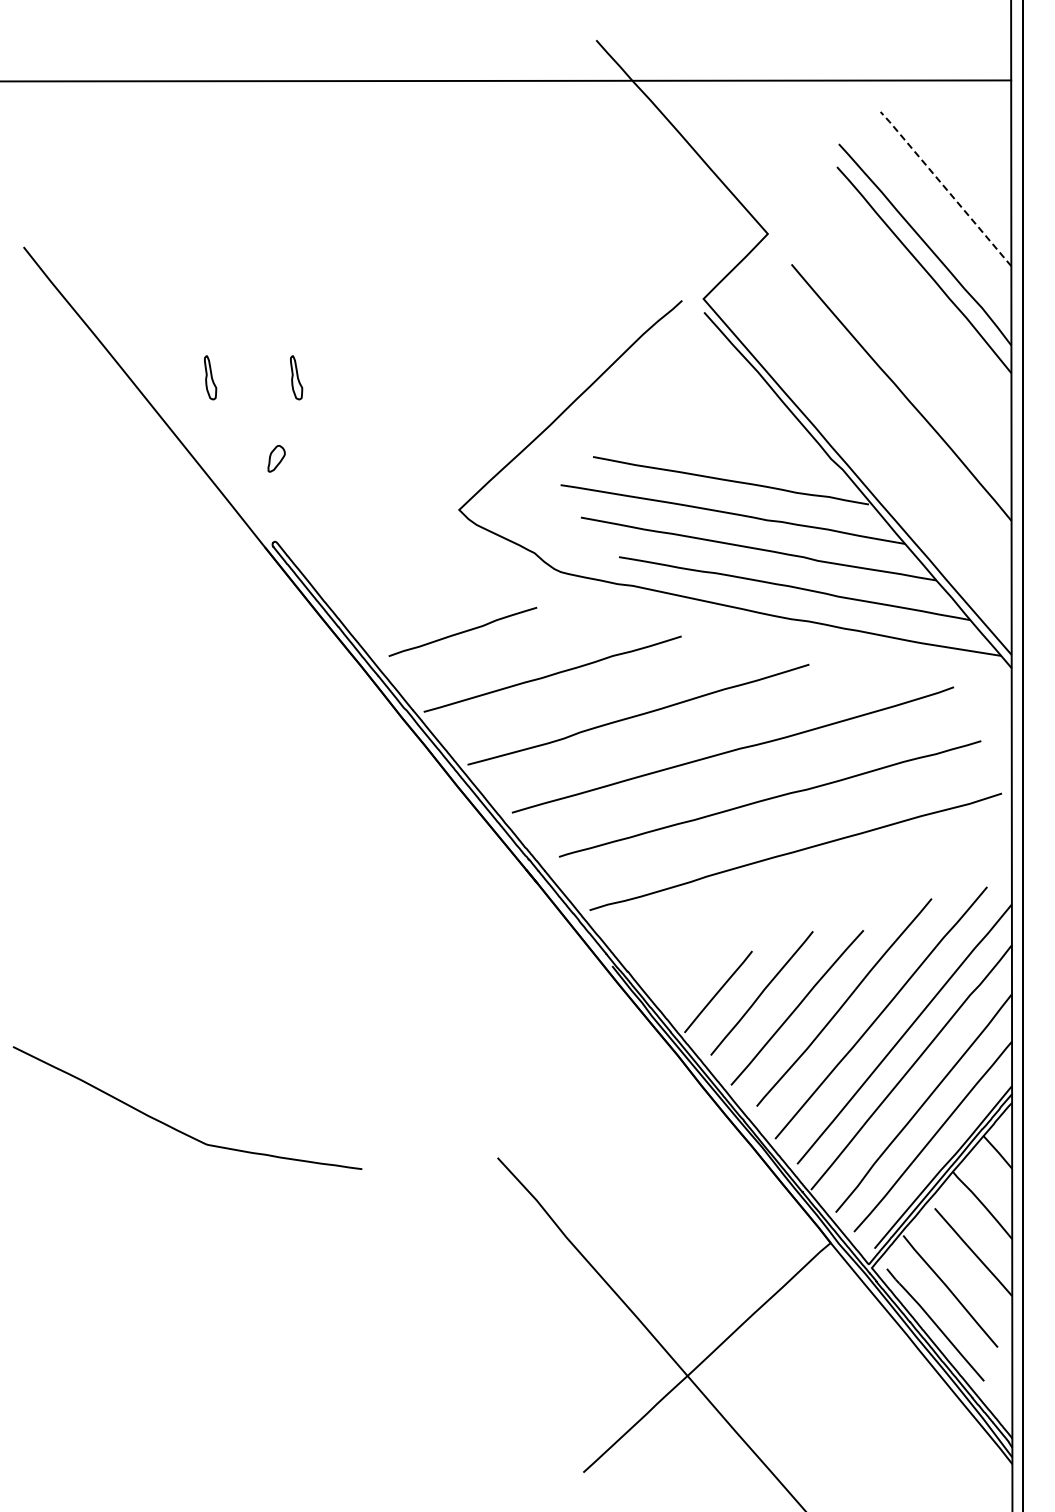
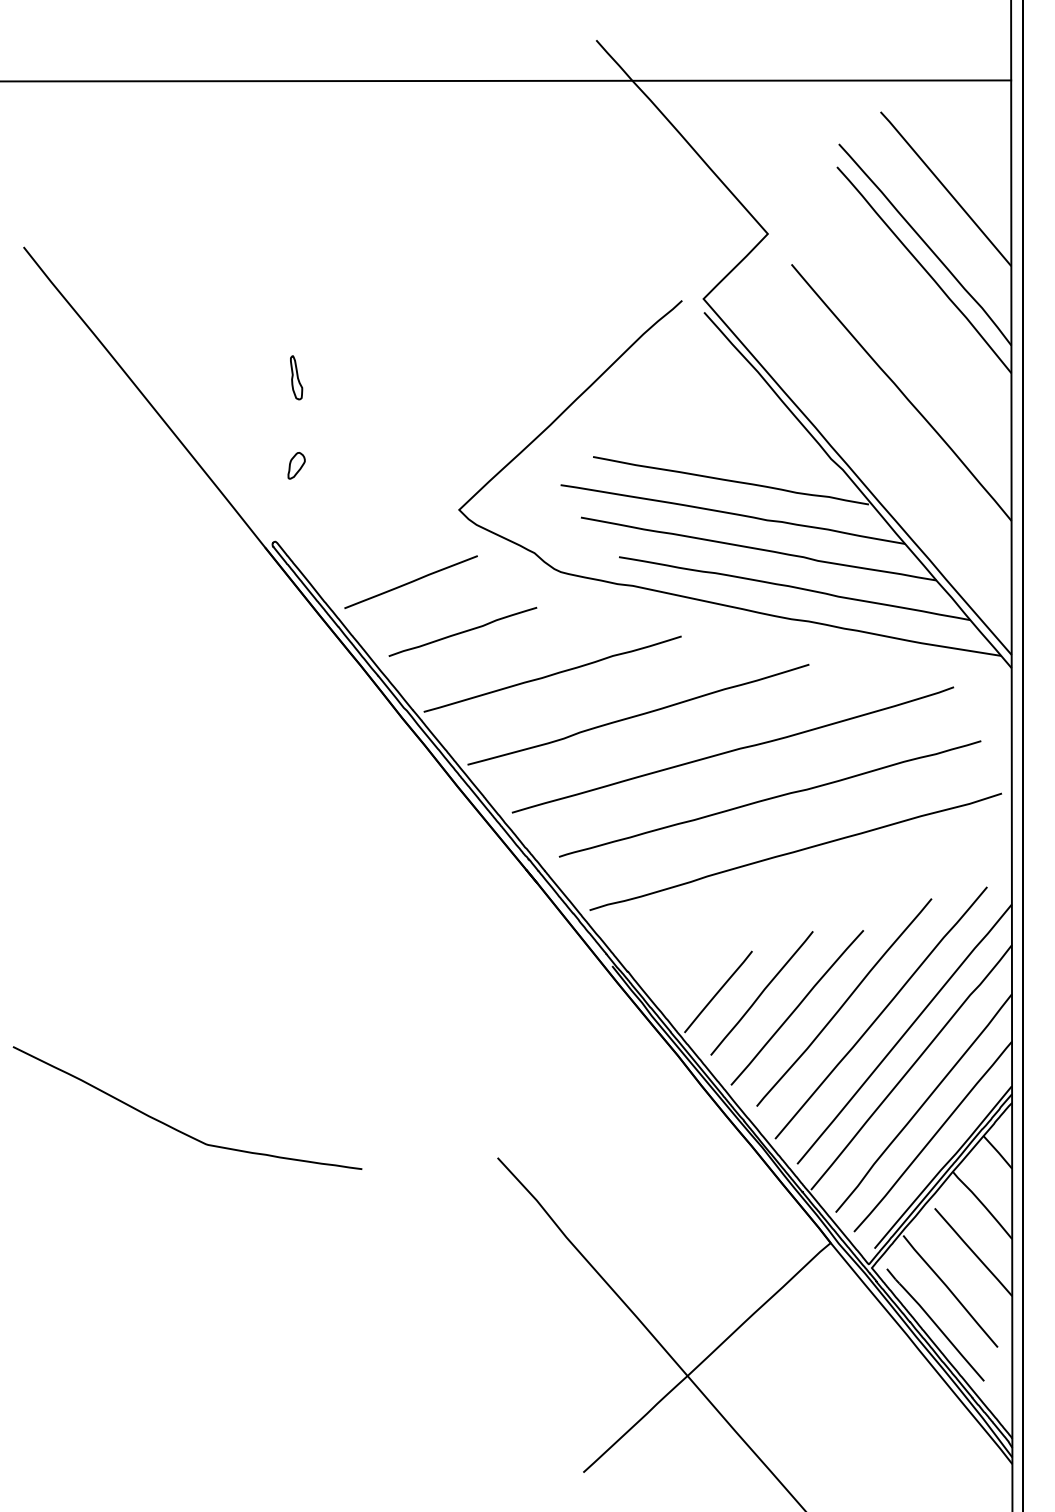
line: dashed -> solid (945, 188)
part: present -> none (210, 377)
part position: (276, 458) -> (296, 465) (296, 465)
line: none -> present (410, 581)
